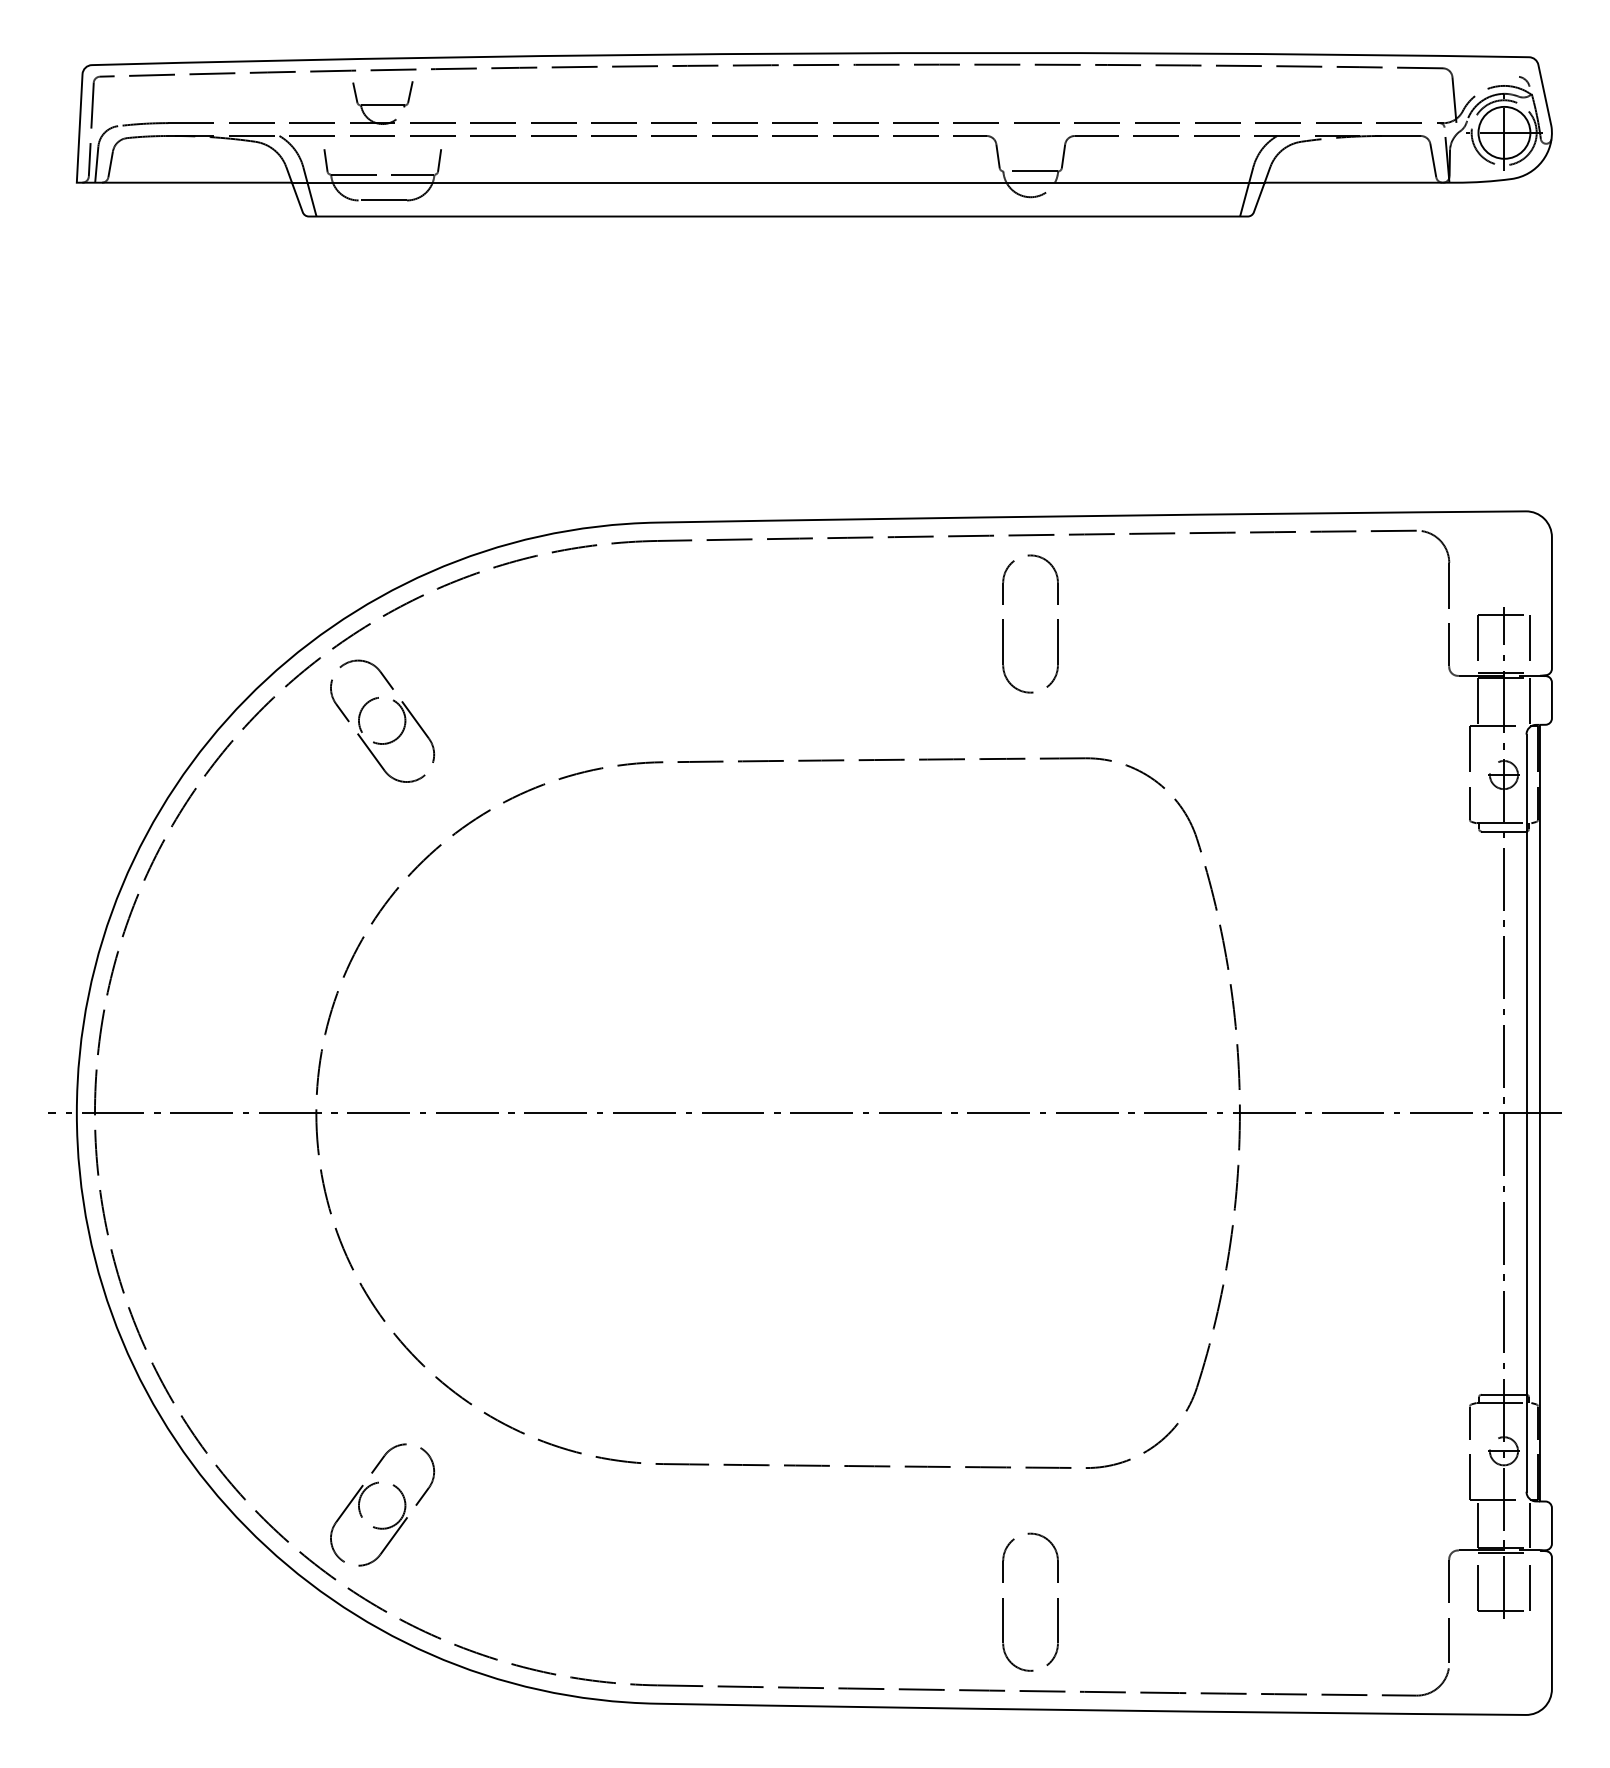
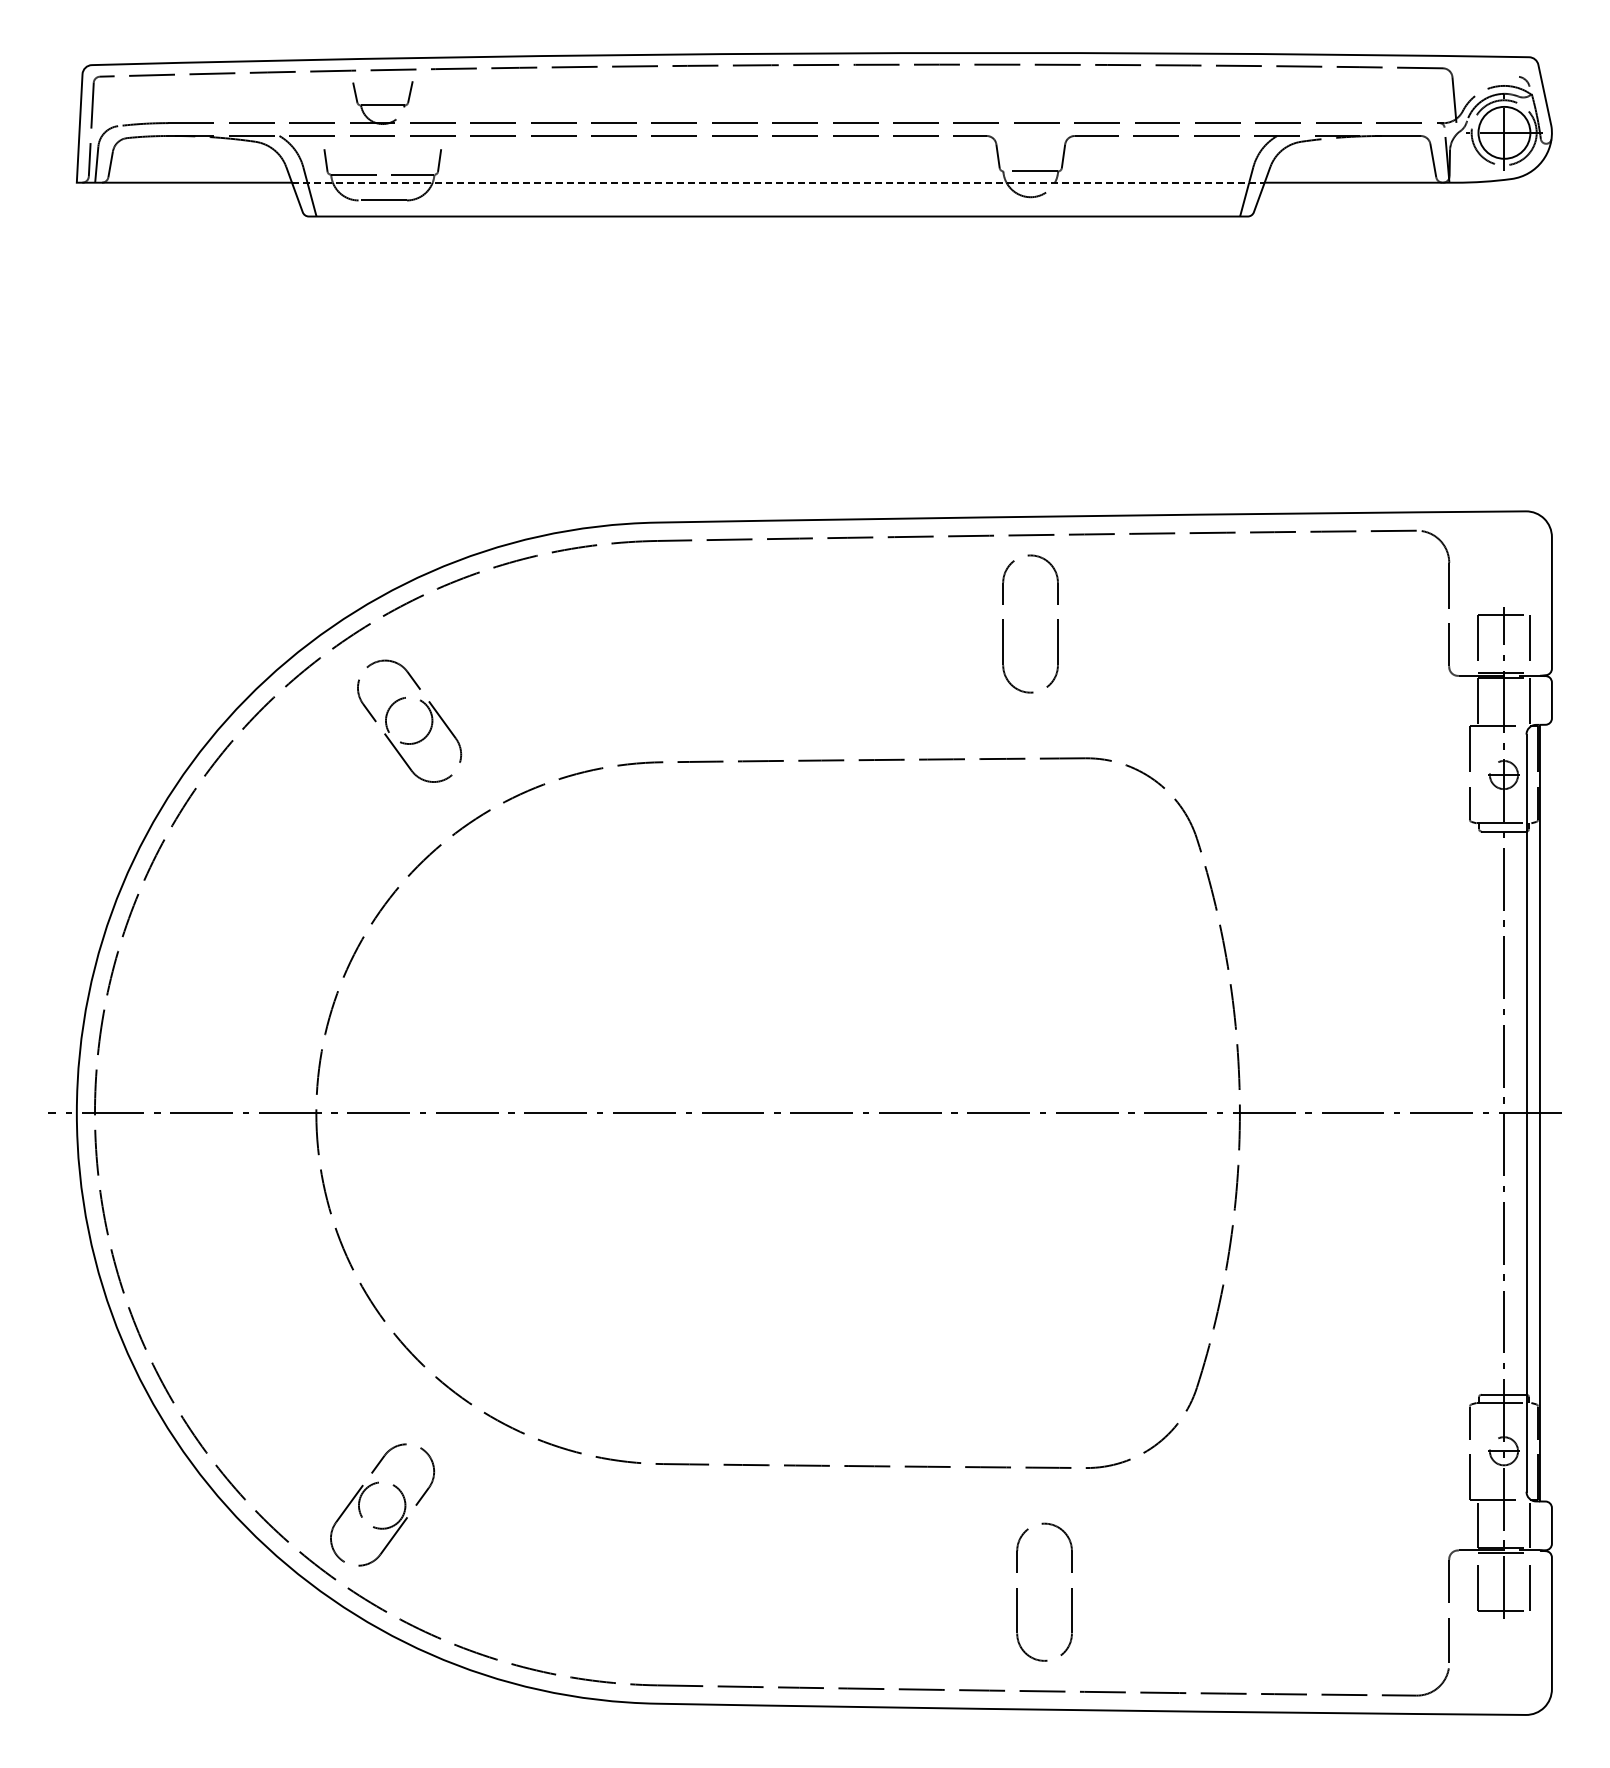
line: solid -> dashed (778, 182)
part position: (402, 712) -> (429, 712) (429, 712)
part position: (1003, 1601) -> (1017, 1591) (1017, 1591)
